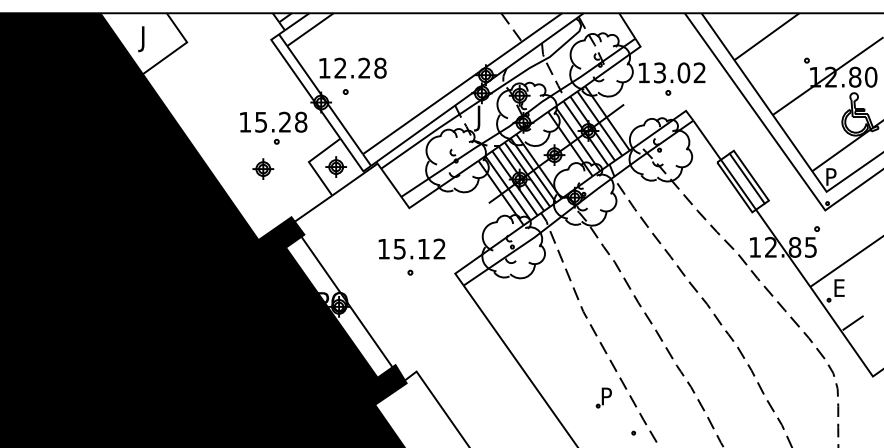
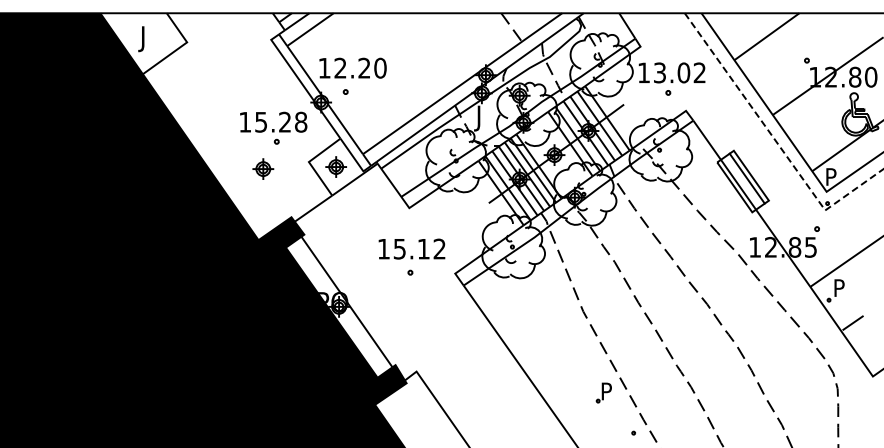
text: 12.28 -> 12.20 (380, 68)
line: solid -> dashed (776, 141)
text: E -> P (840, 287)
part position: (603, 397) -> (603, 392) (603, 392)
